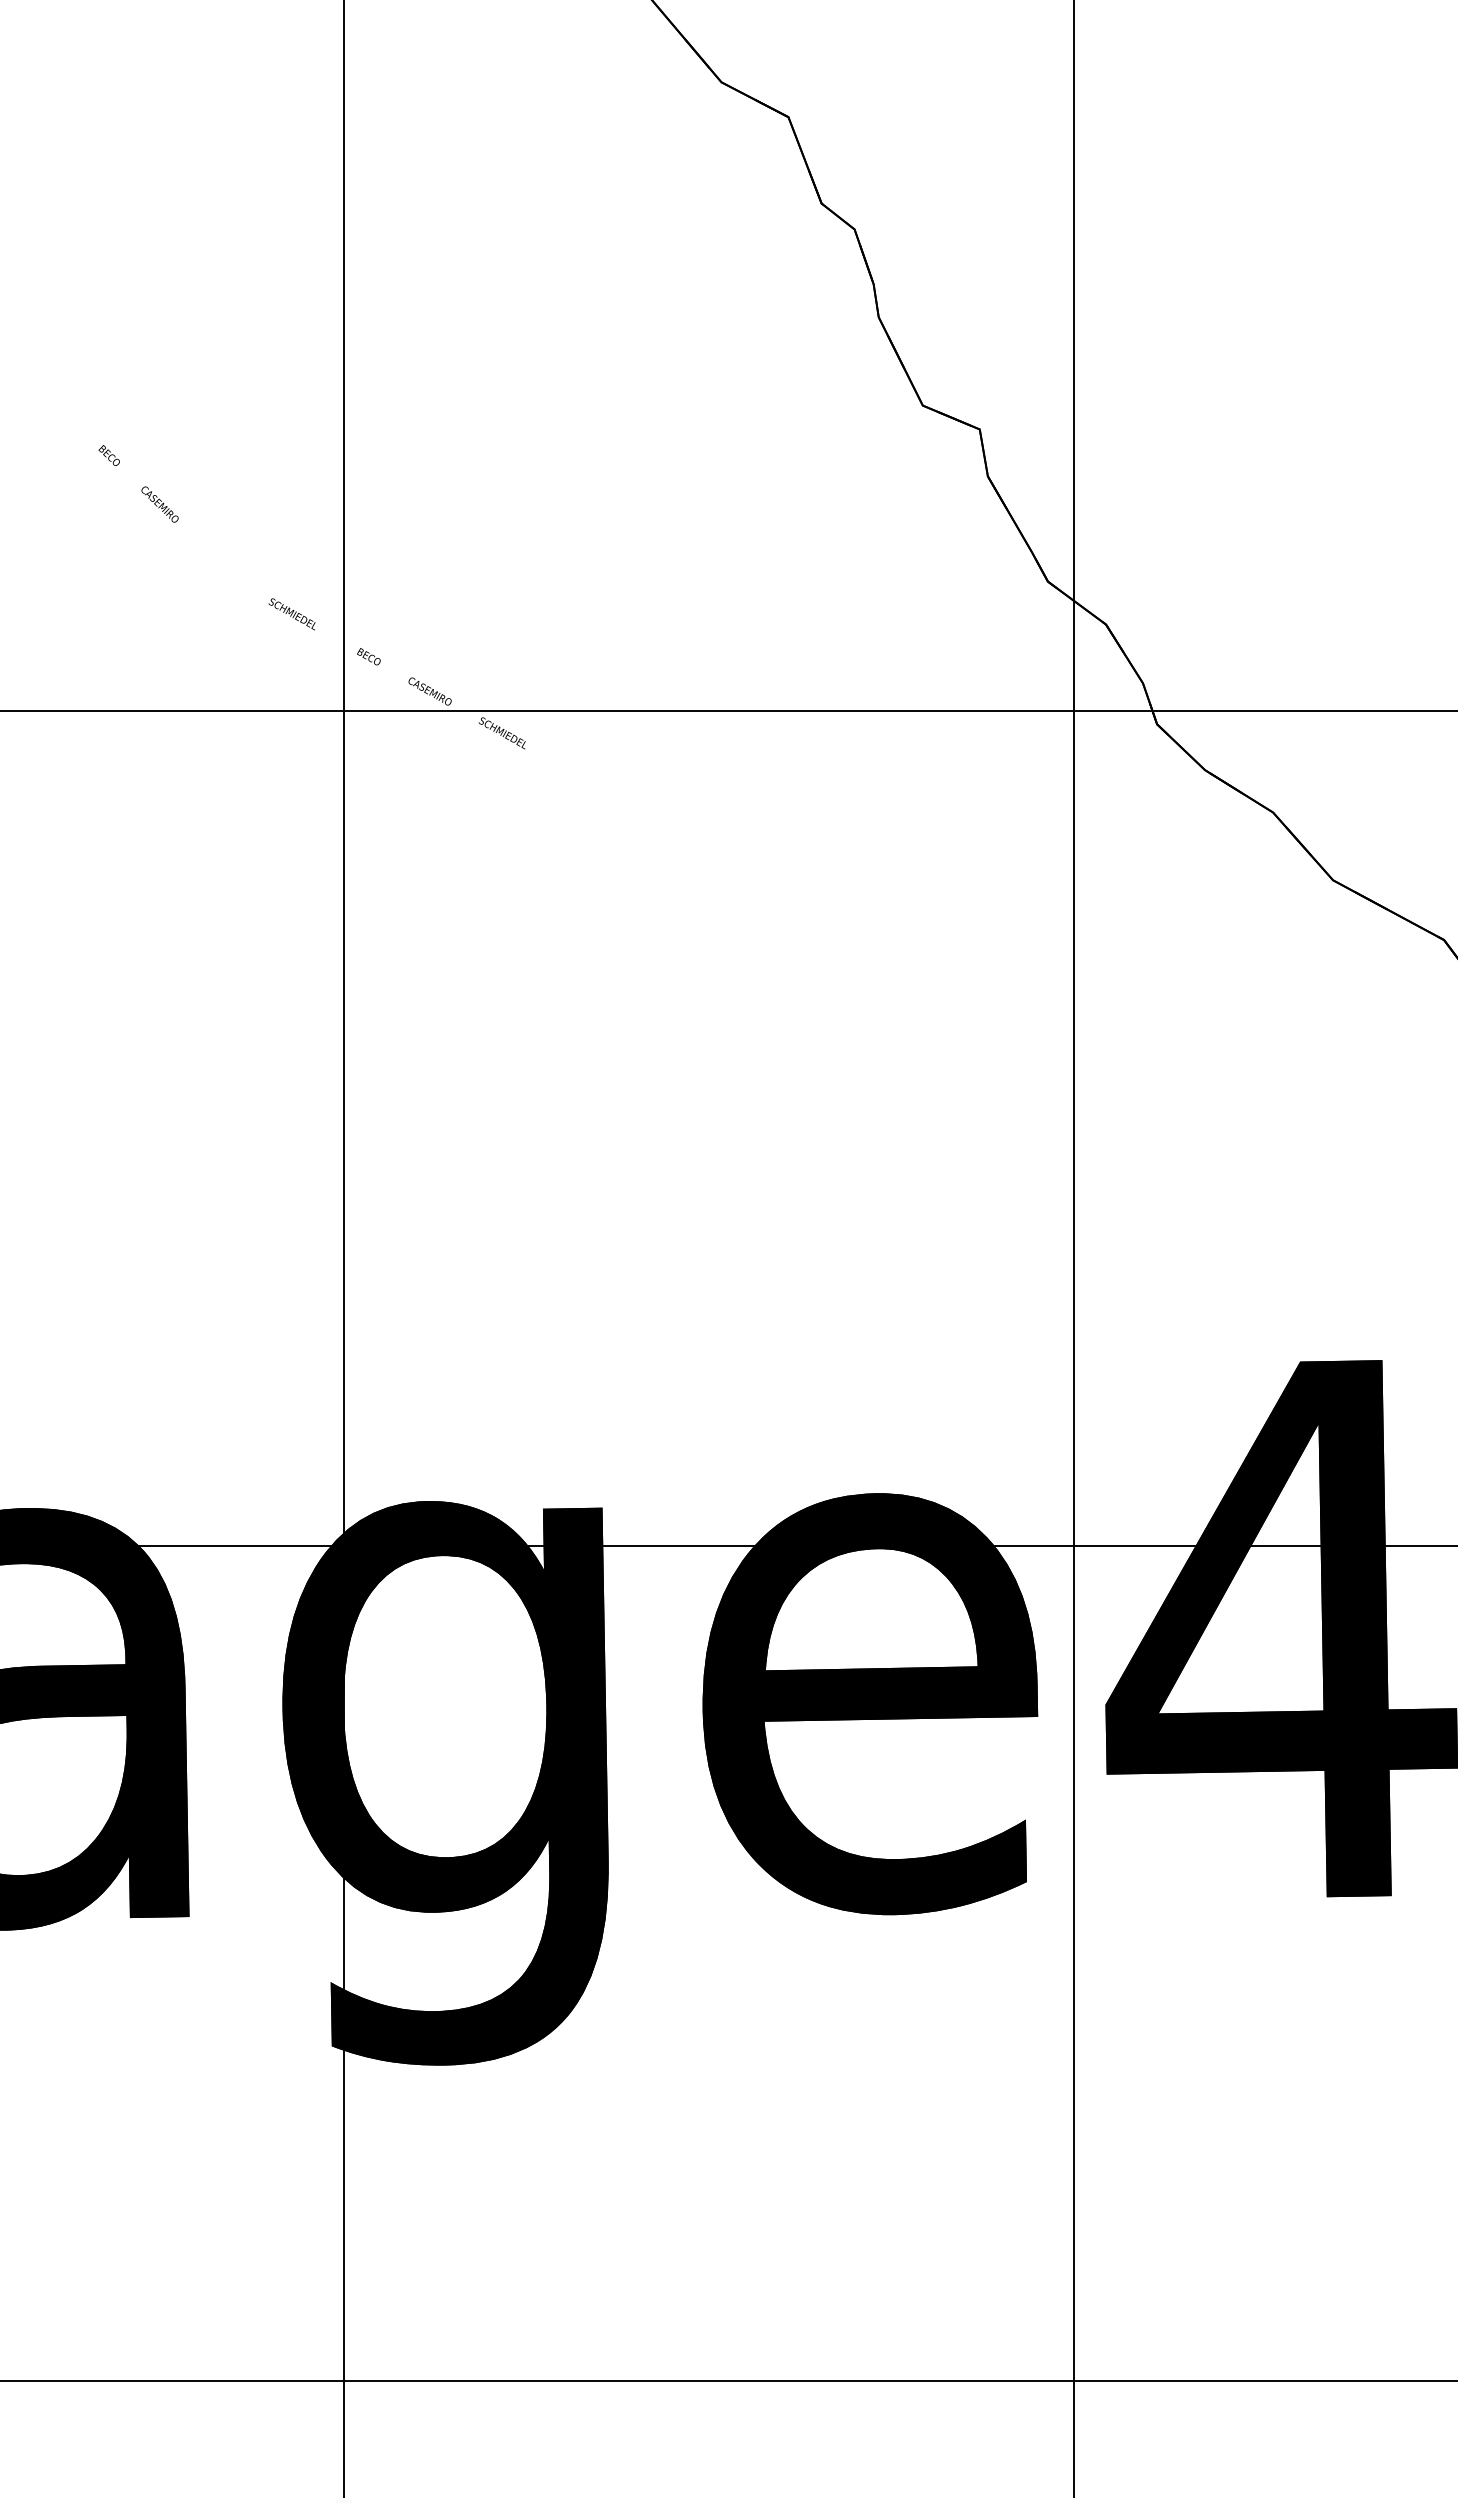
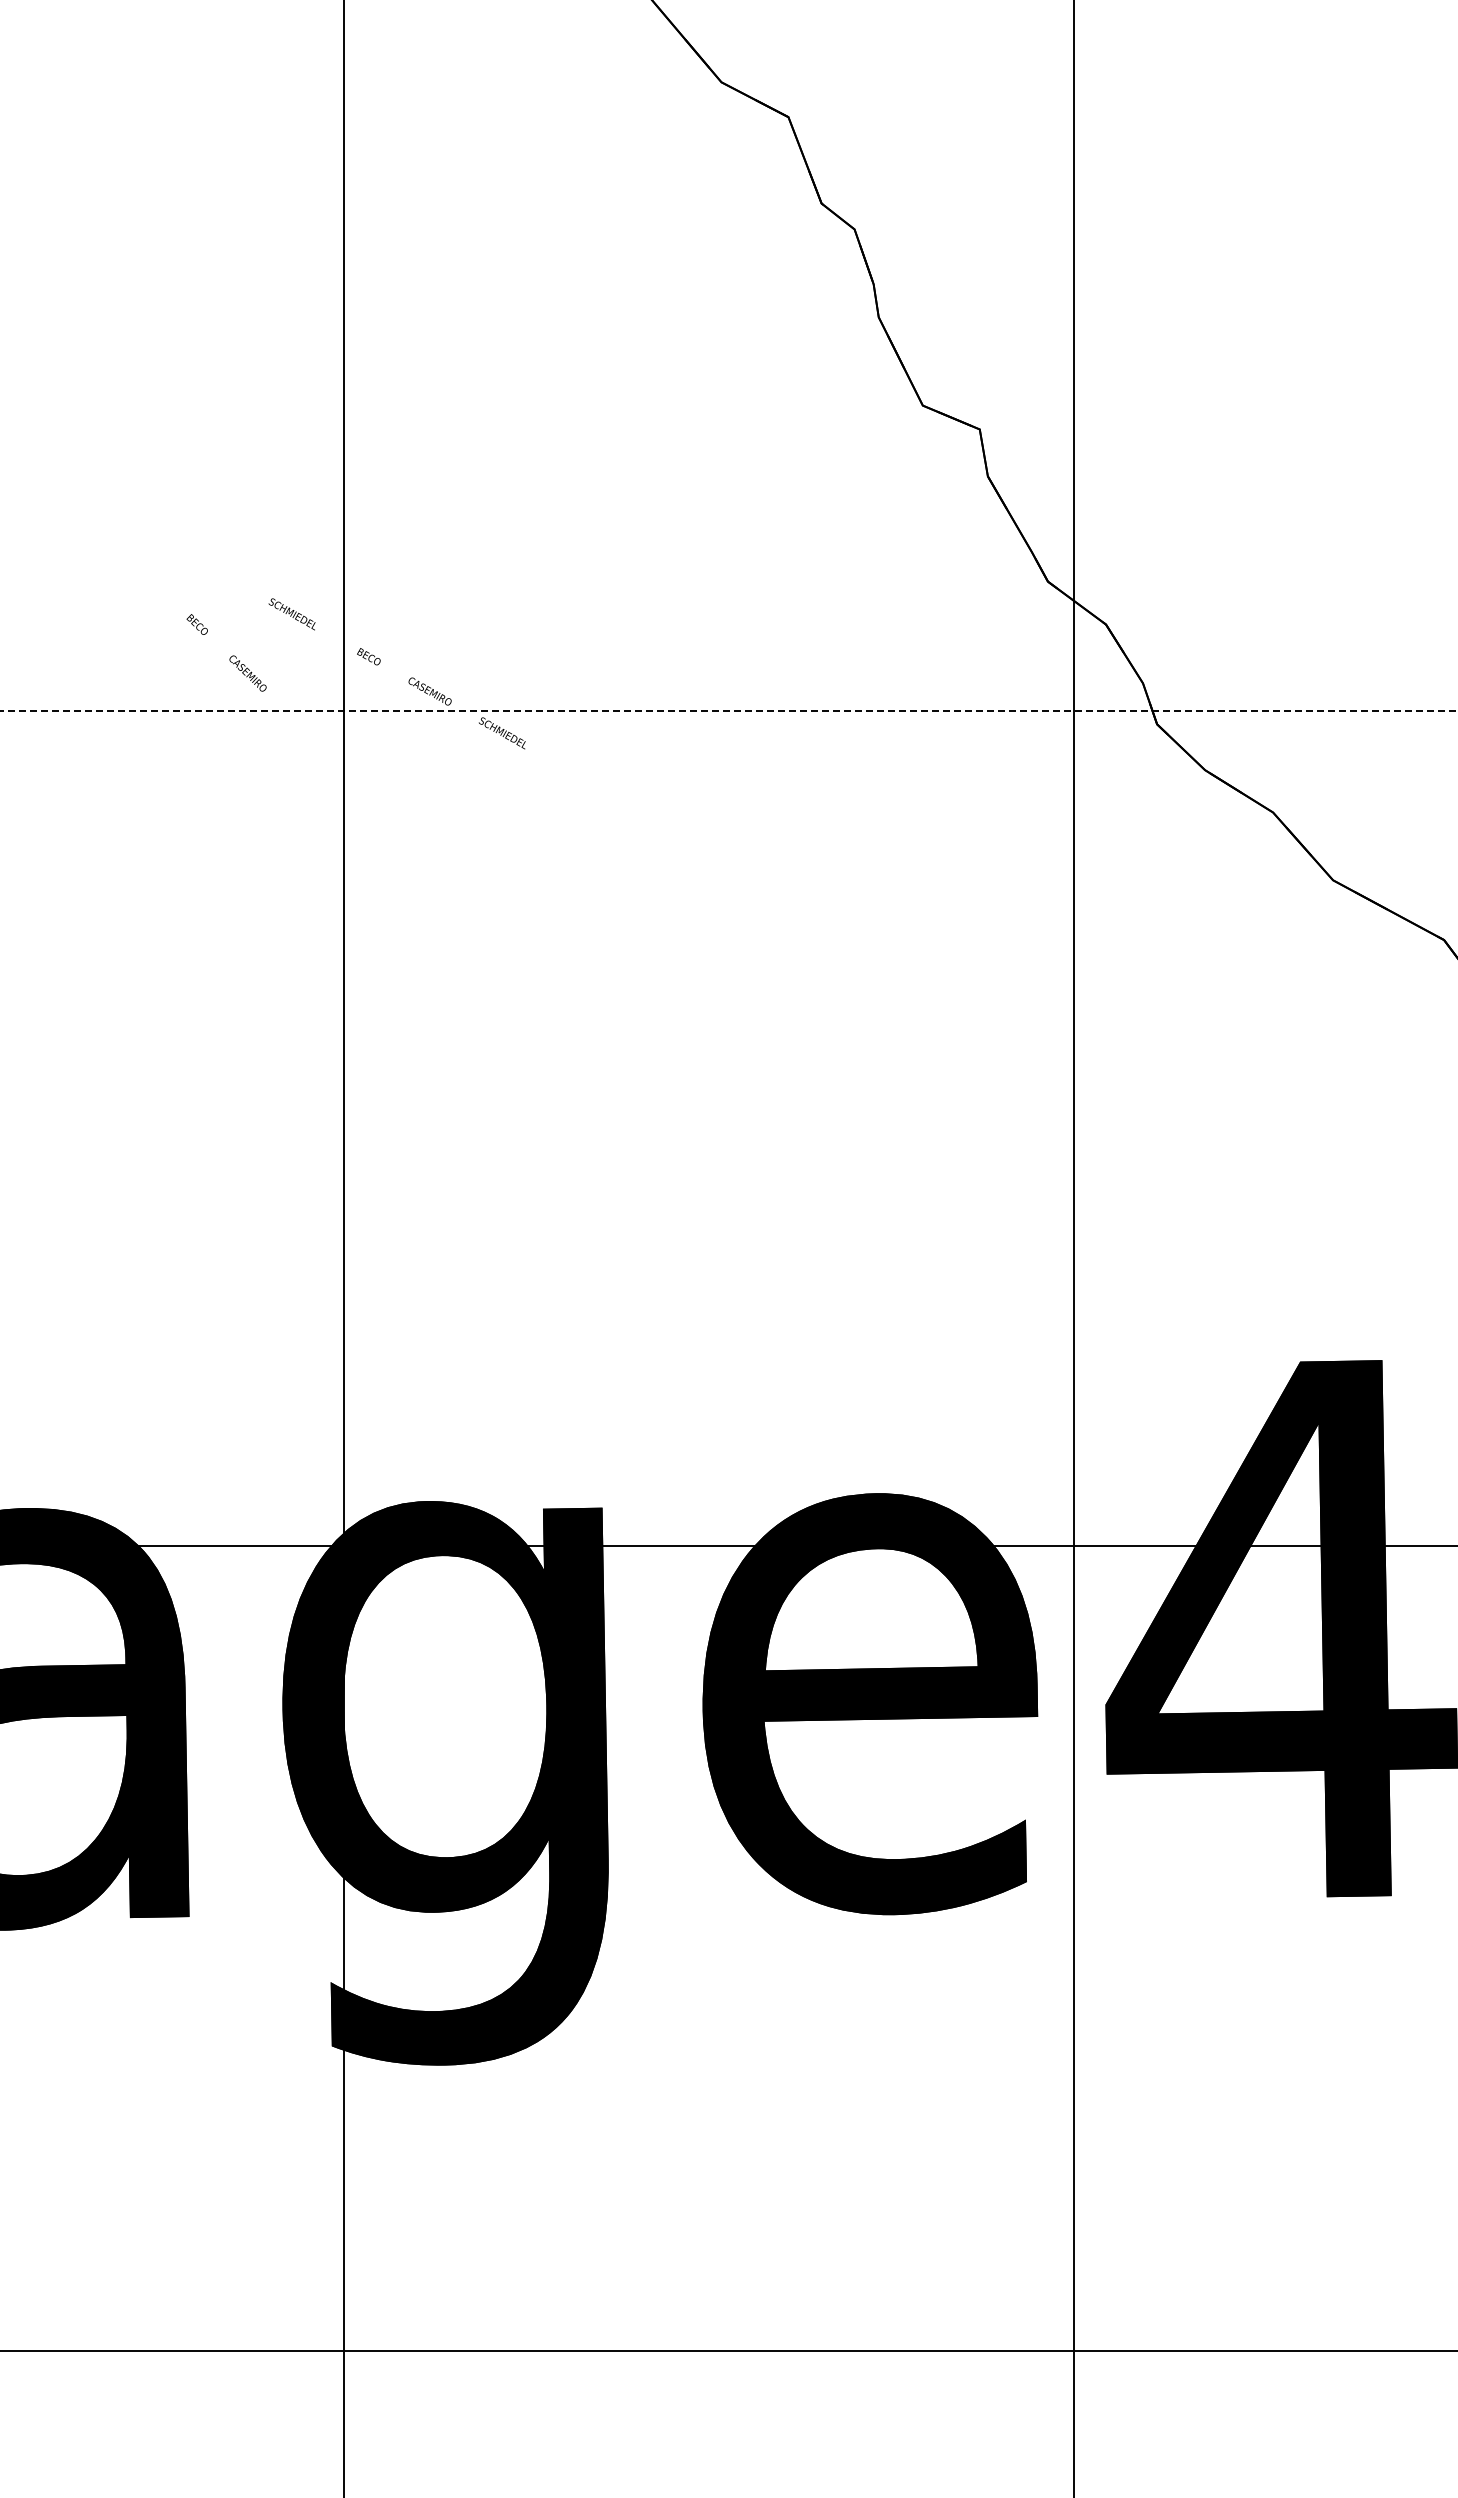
text position: (138, 483) -> (226, 652) (226, 652)
line: solid -> dashed (729, 711)
line position: (728, 2380) -> (728, 2350) (728, 2350)
